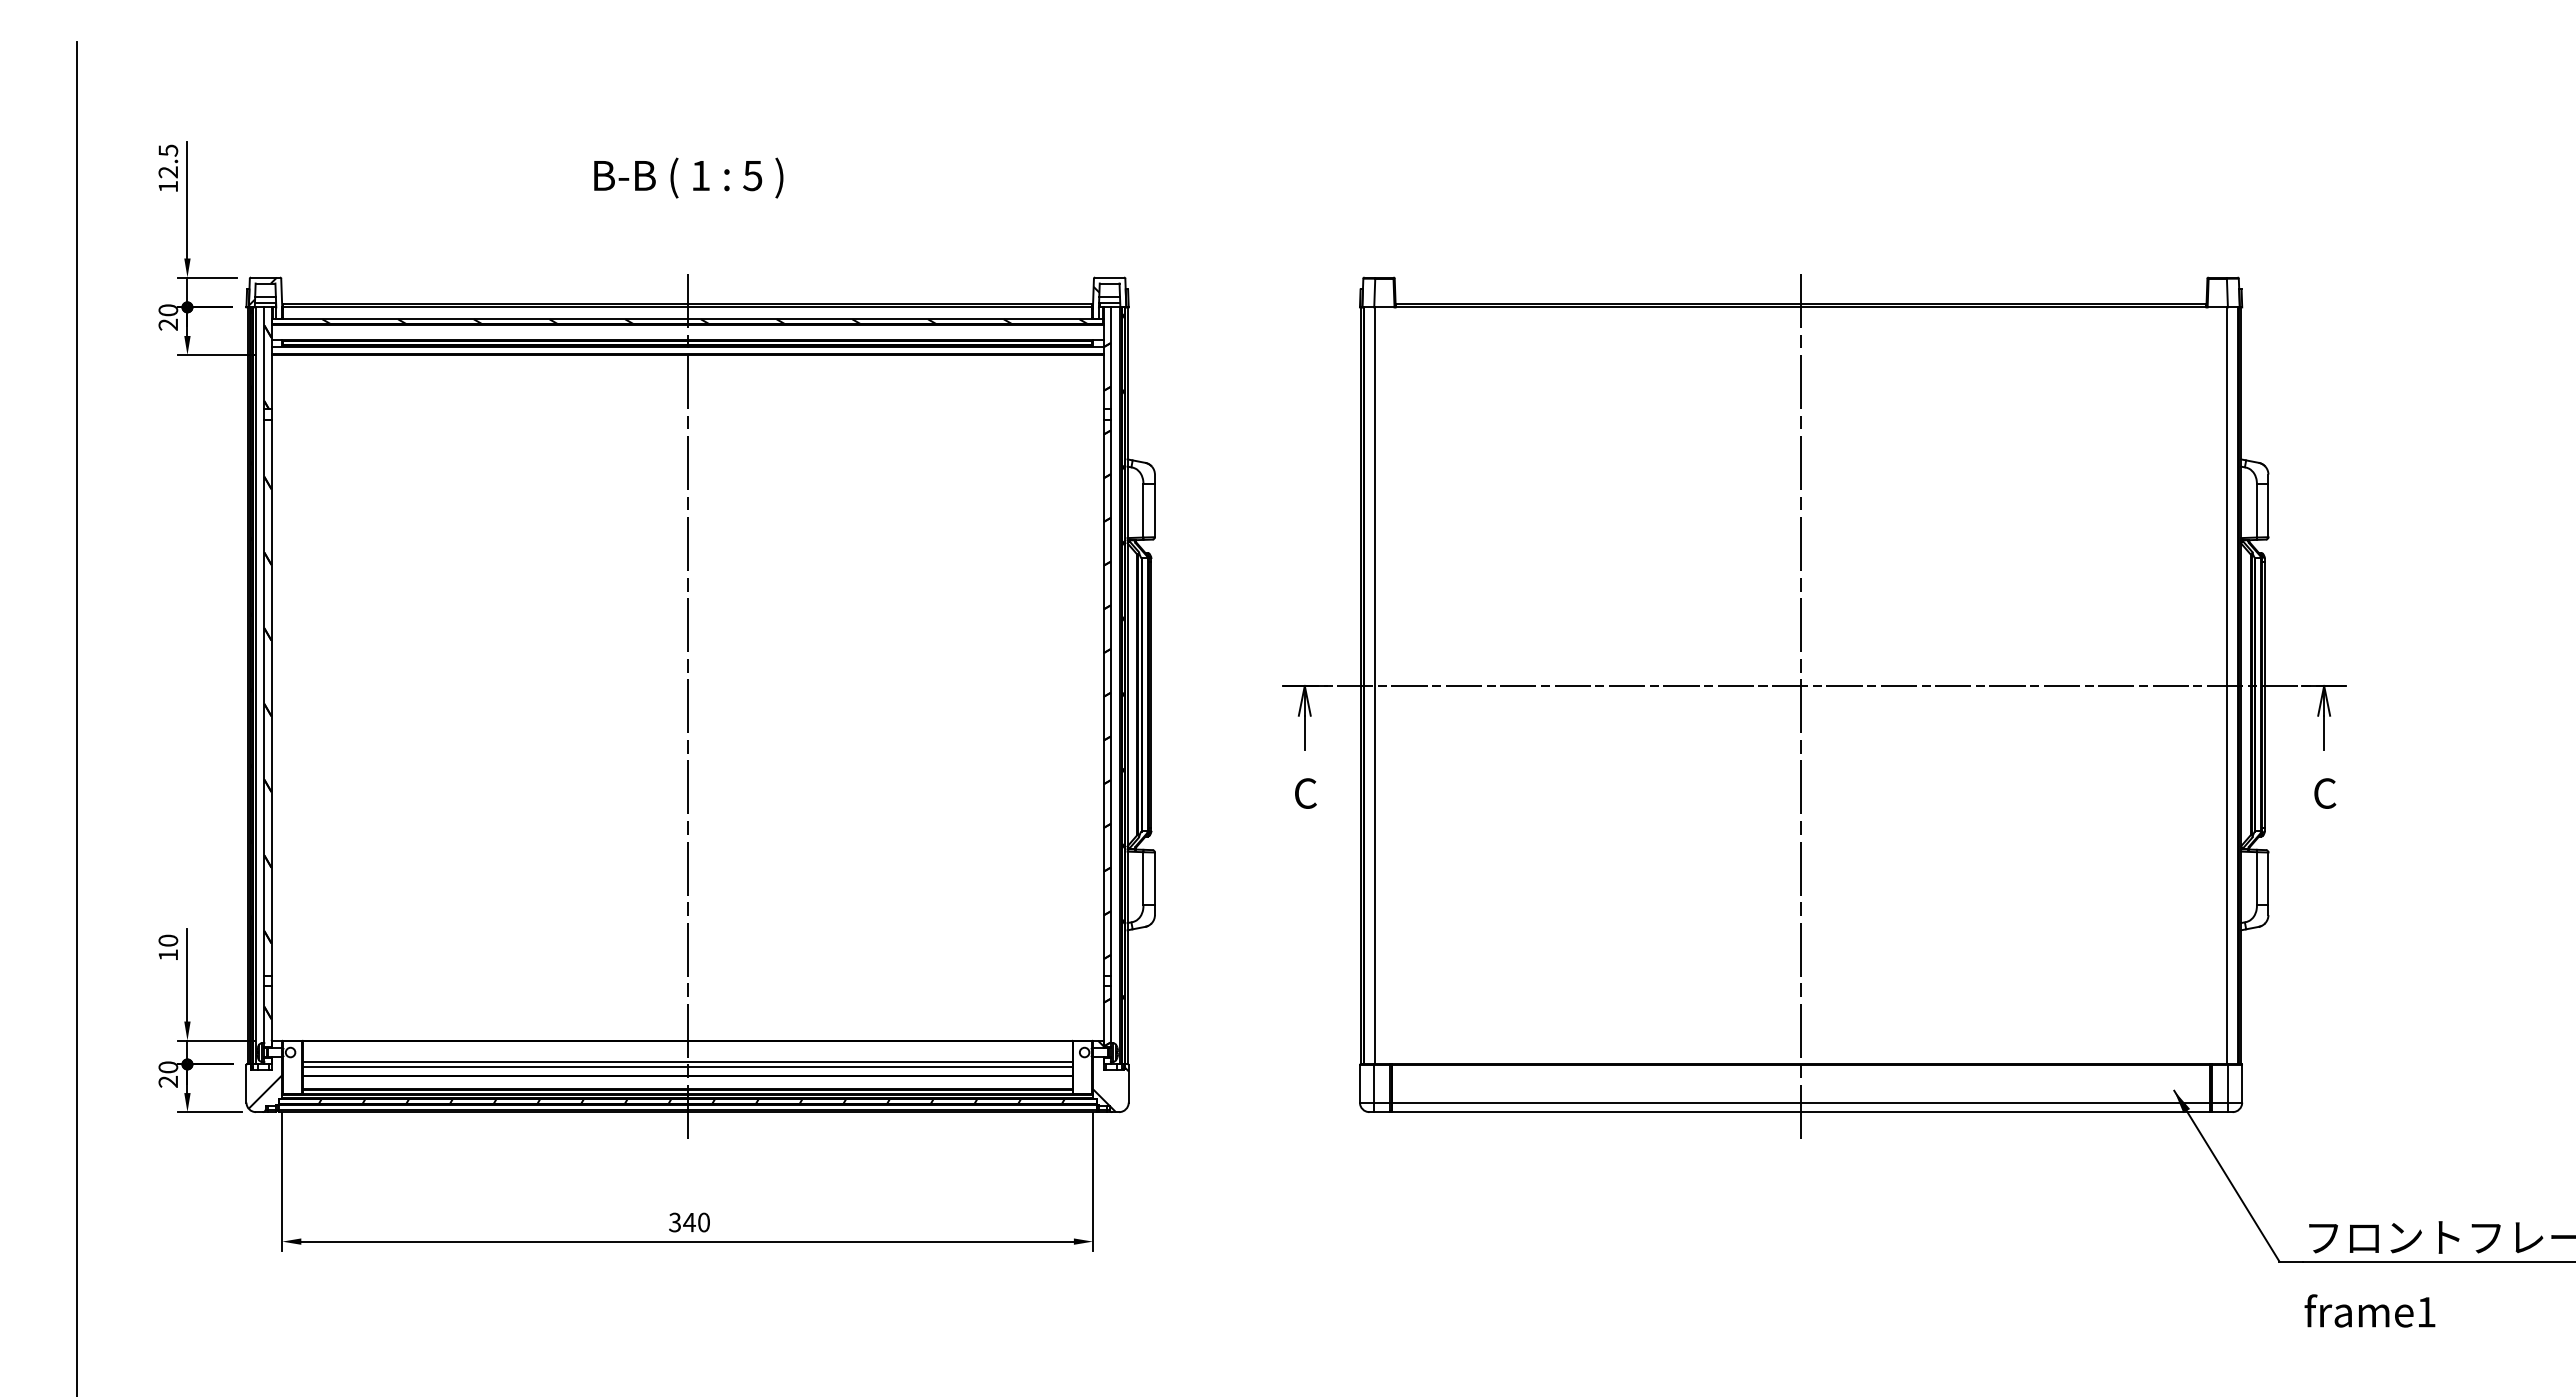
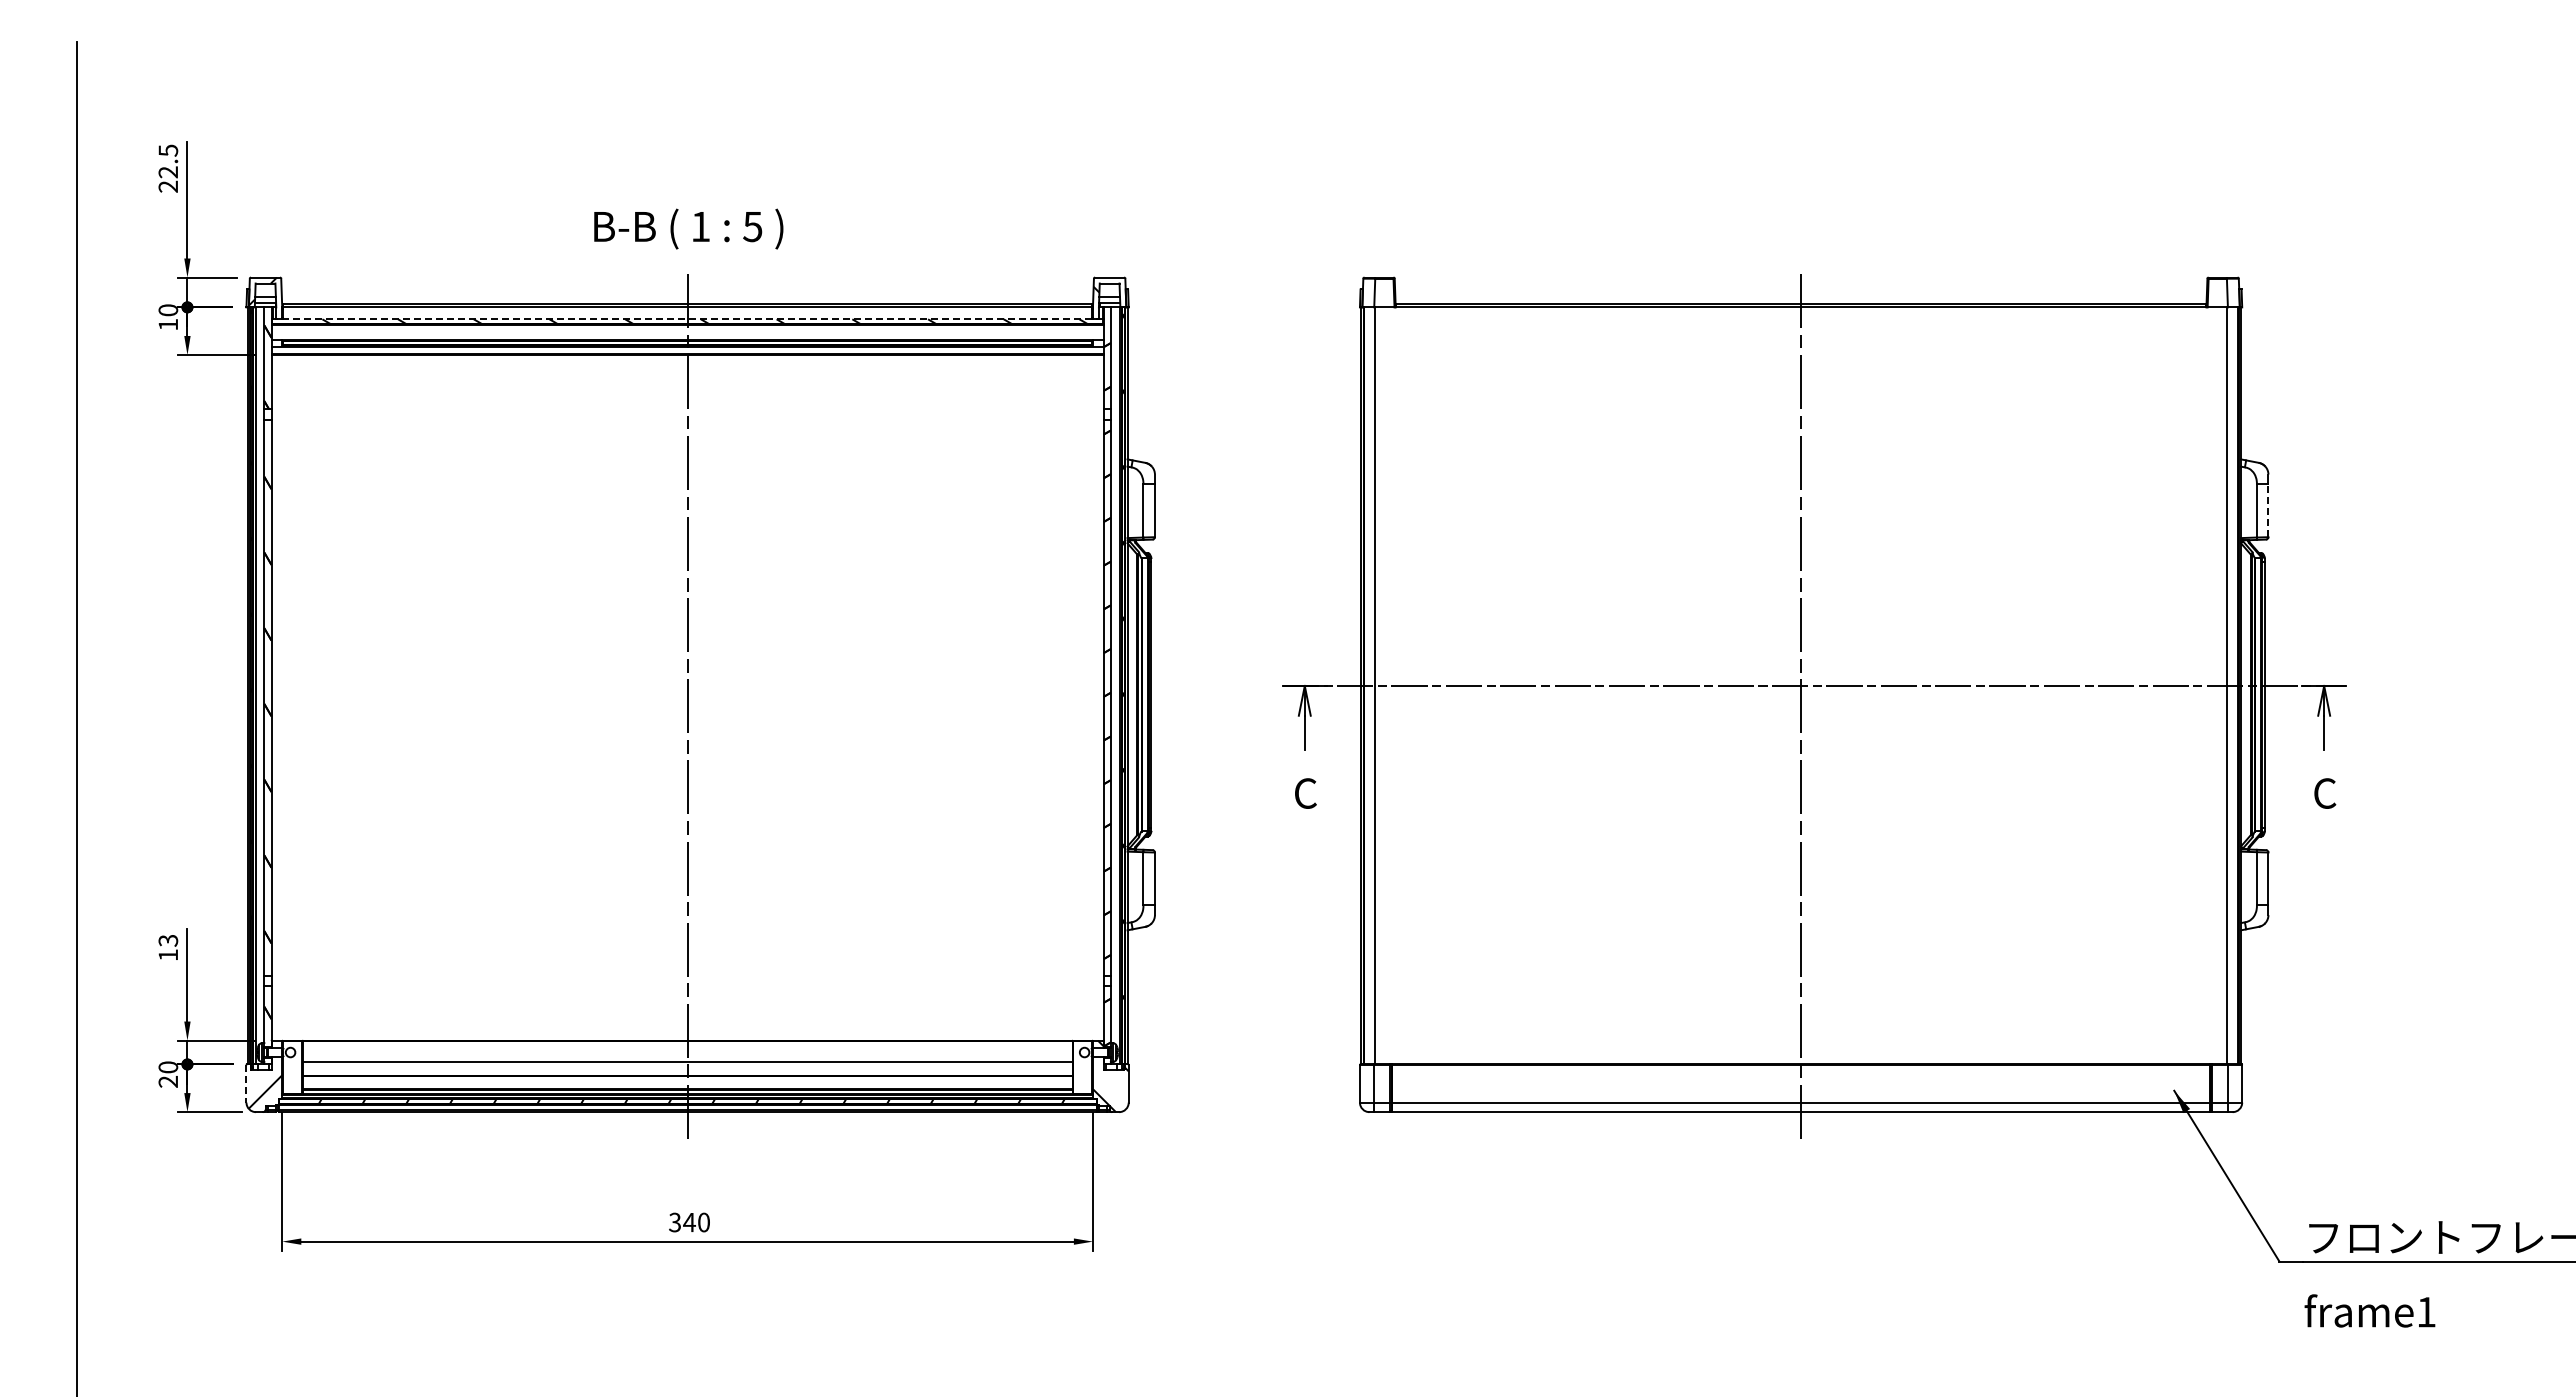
text position: (688, 177) -> (688, 228) (688, 228)
text: 12.5 -> 22.5 (167, 186)
line: solid -> dashed (687, 319)
text: 20 -> 10 (167, 324)
line: solid -> dashed (2268, 510)
text: 10 -> 13 (168, 940)
line: present -> none (687, 1066)
line: solid -> dashed (246, 1083)
